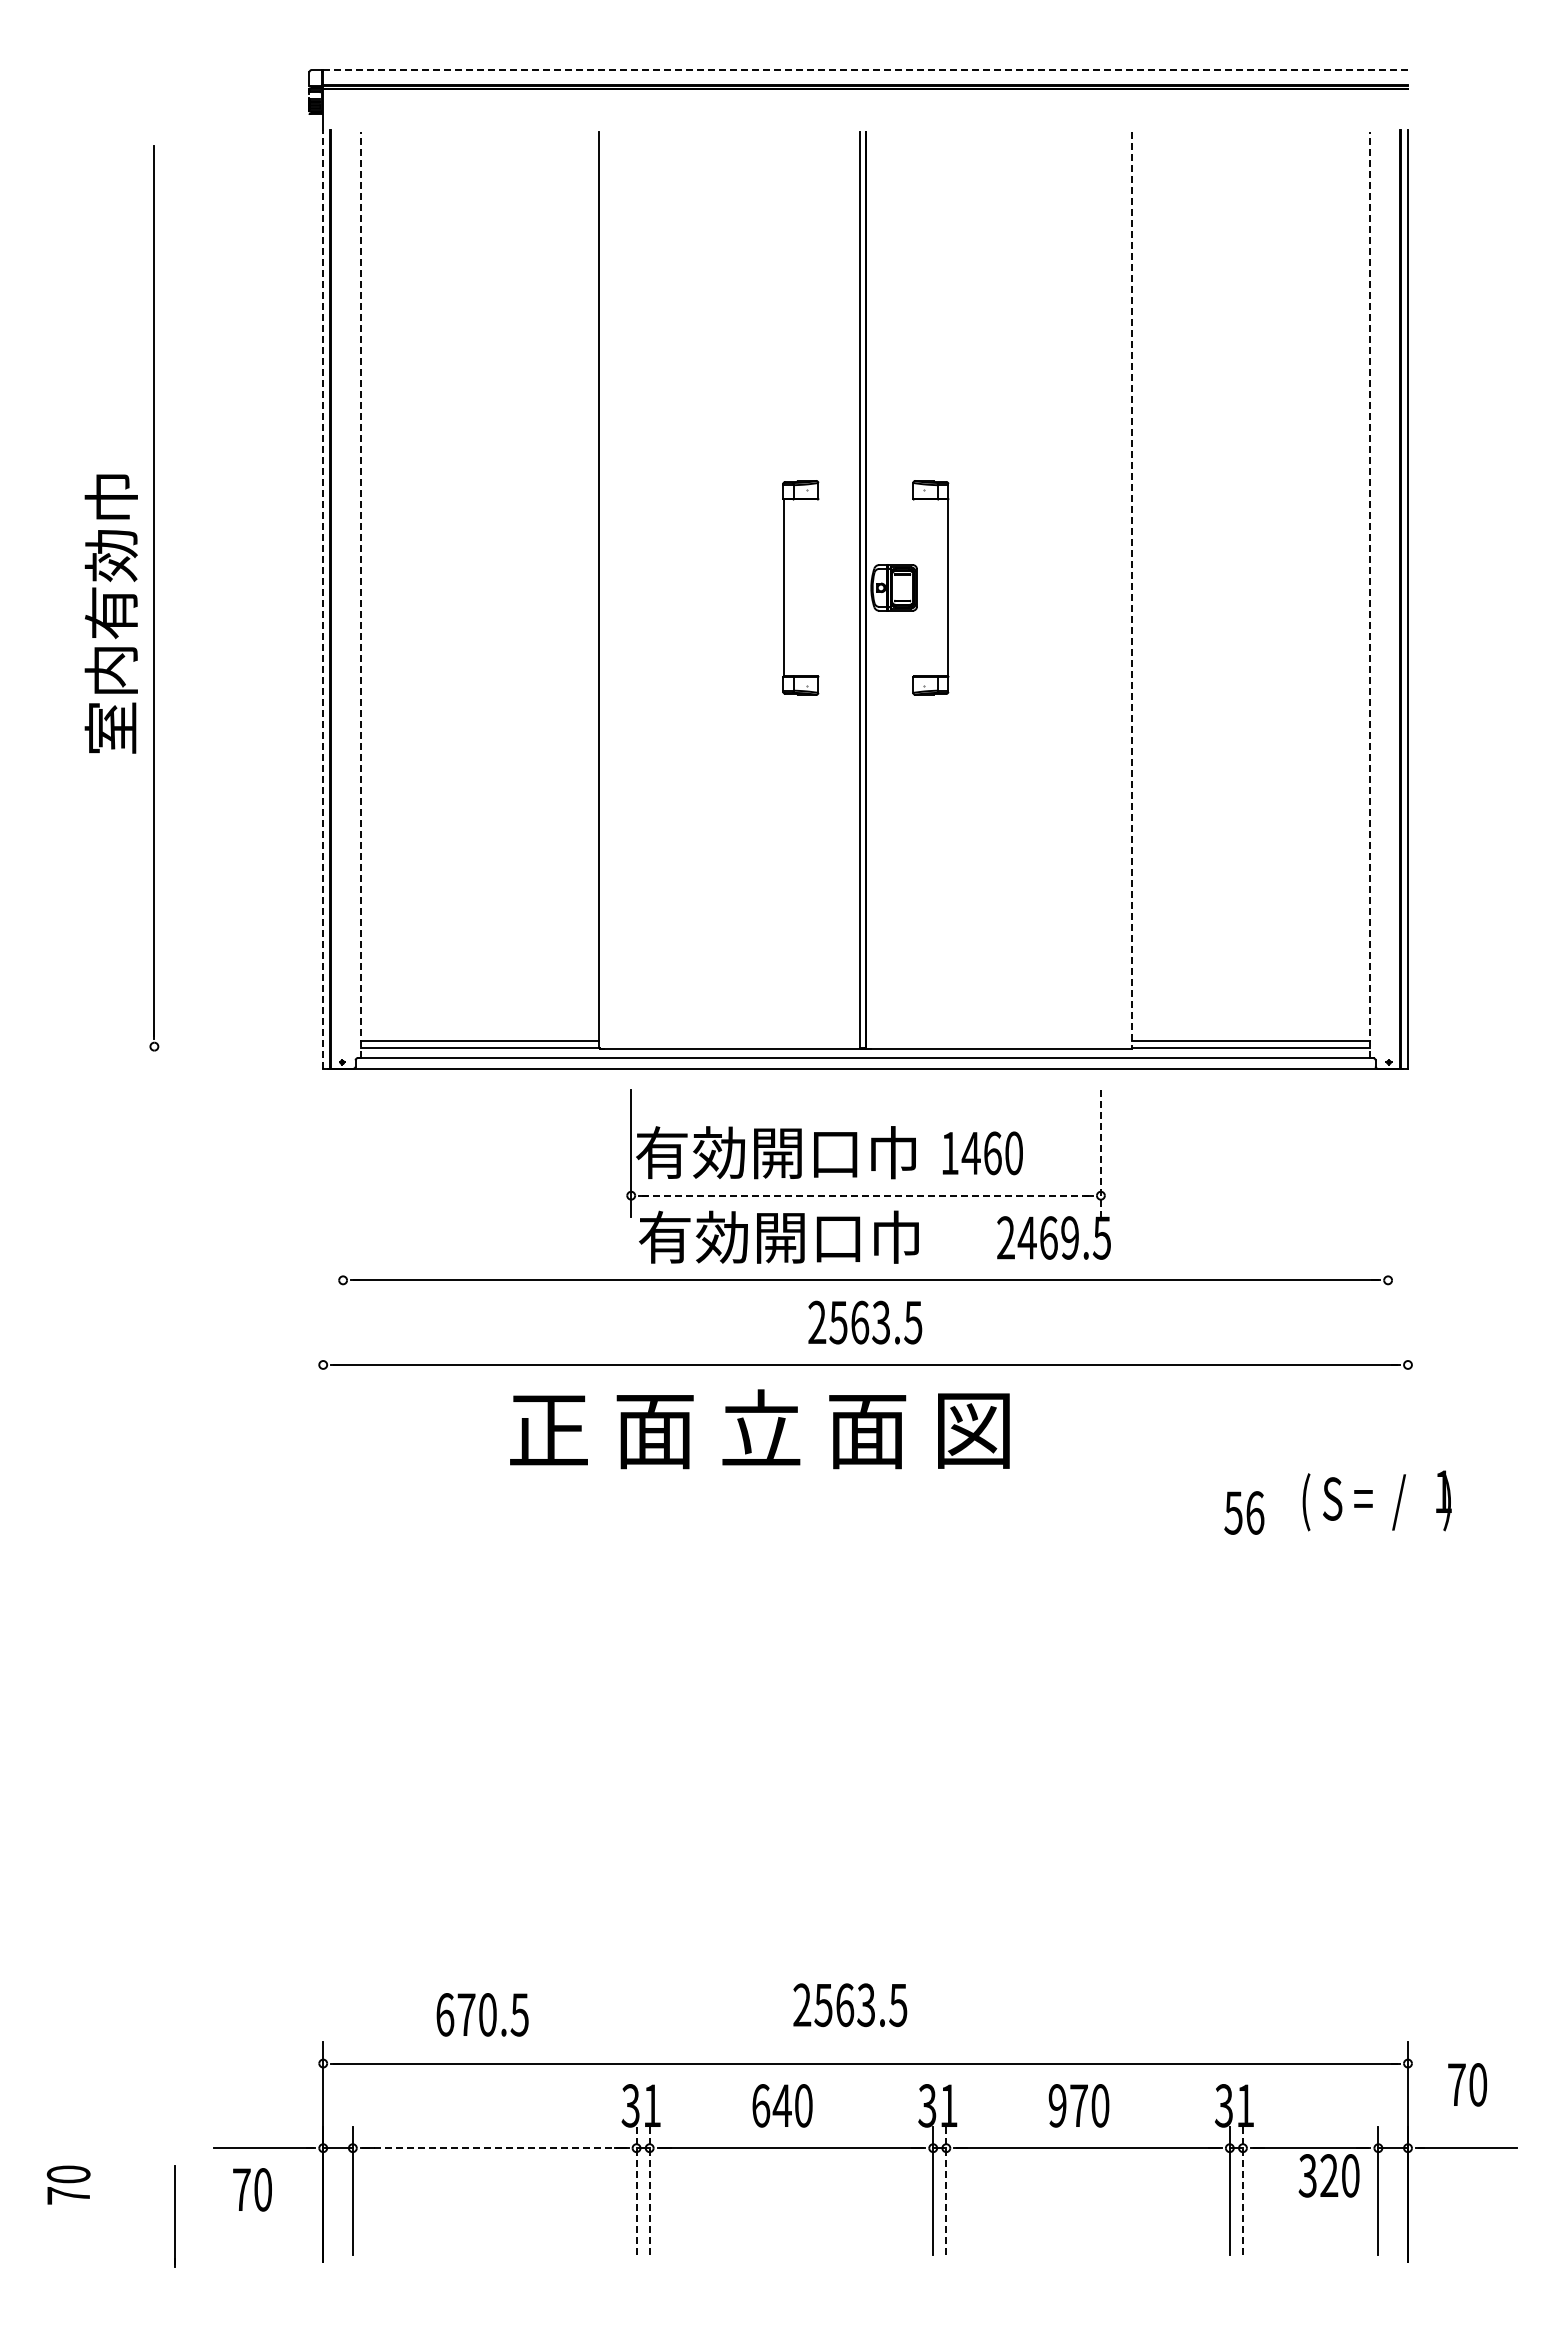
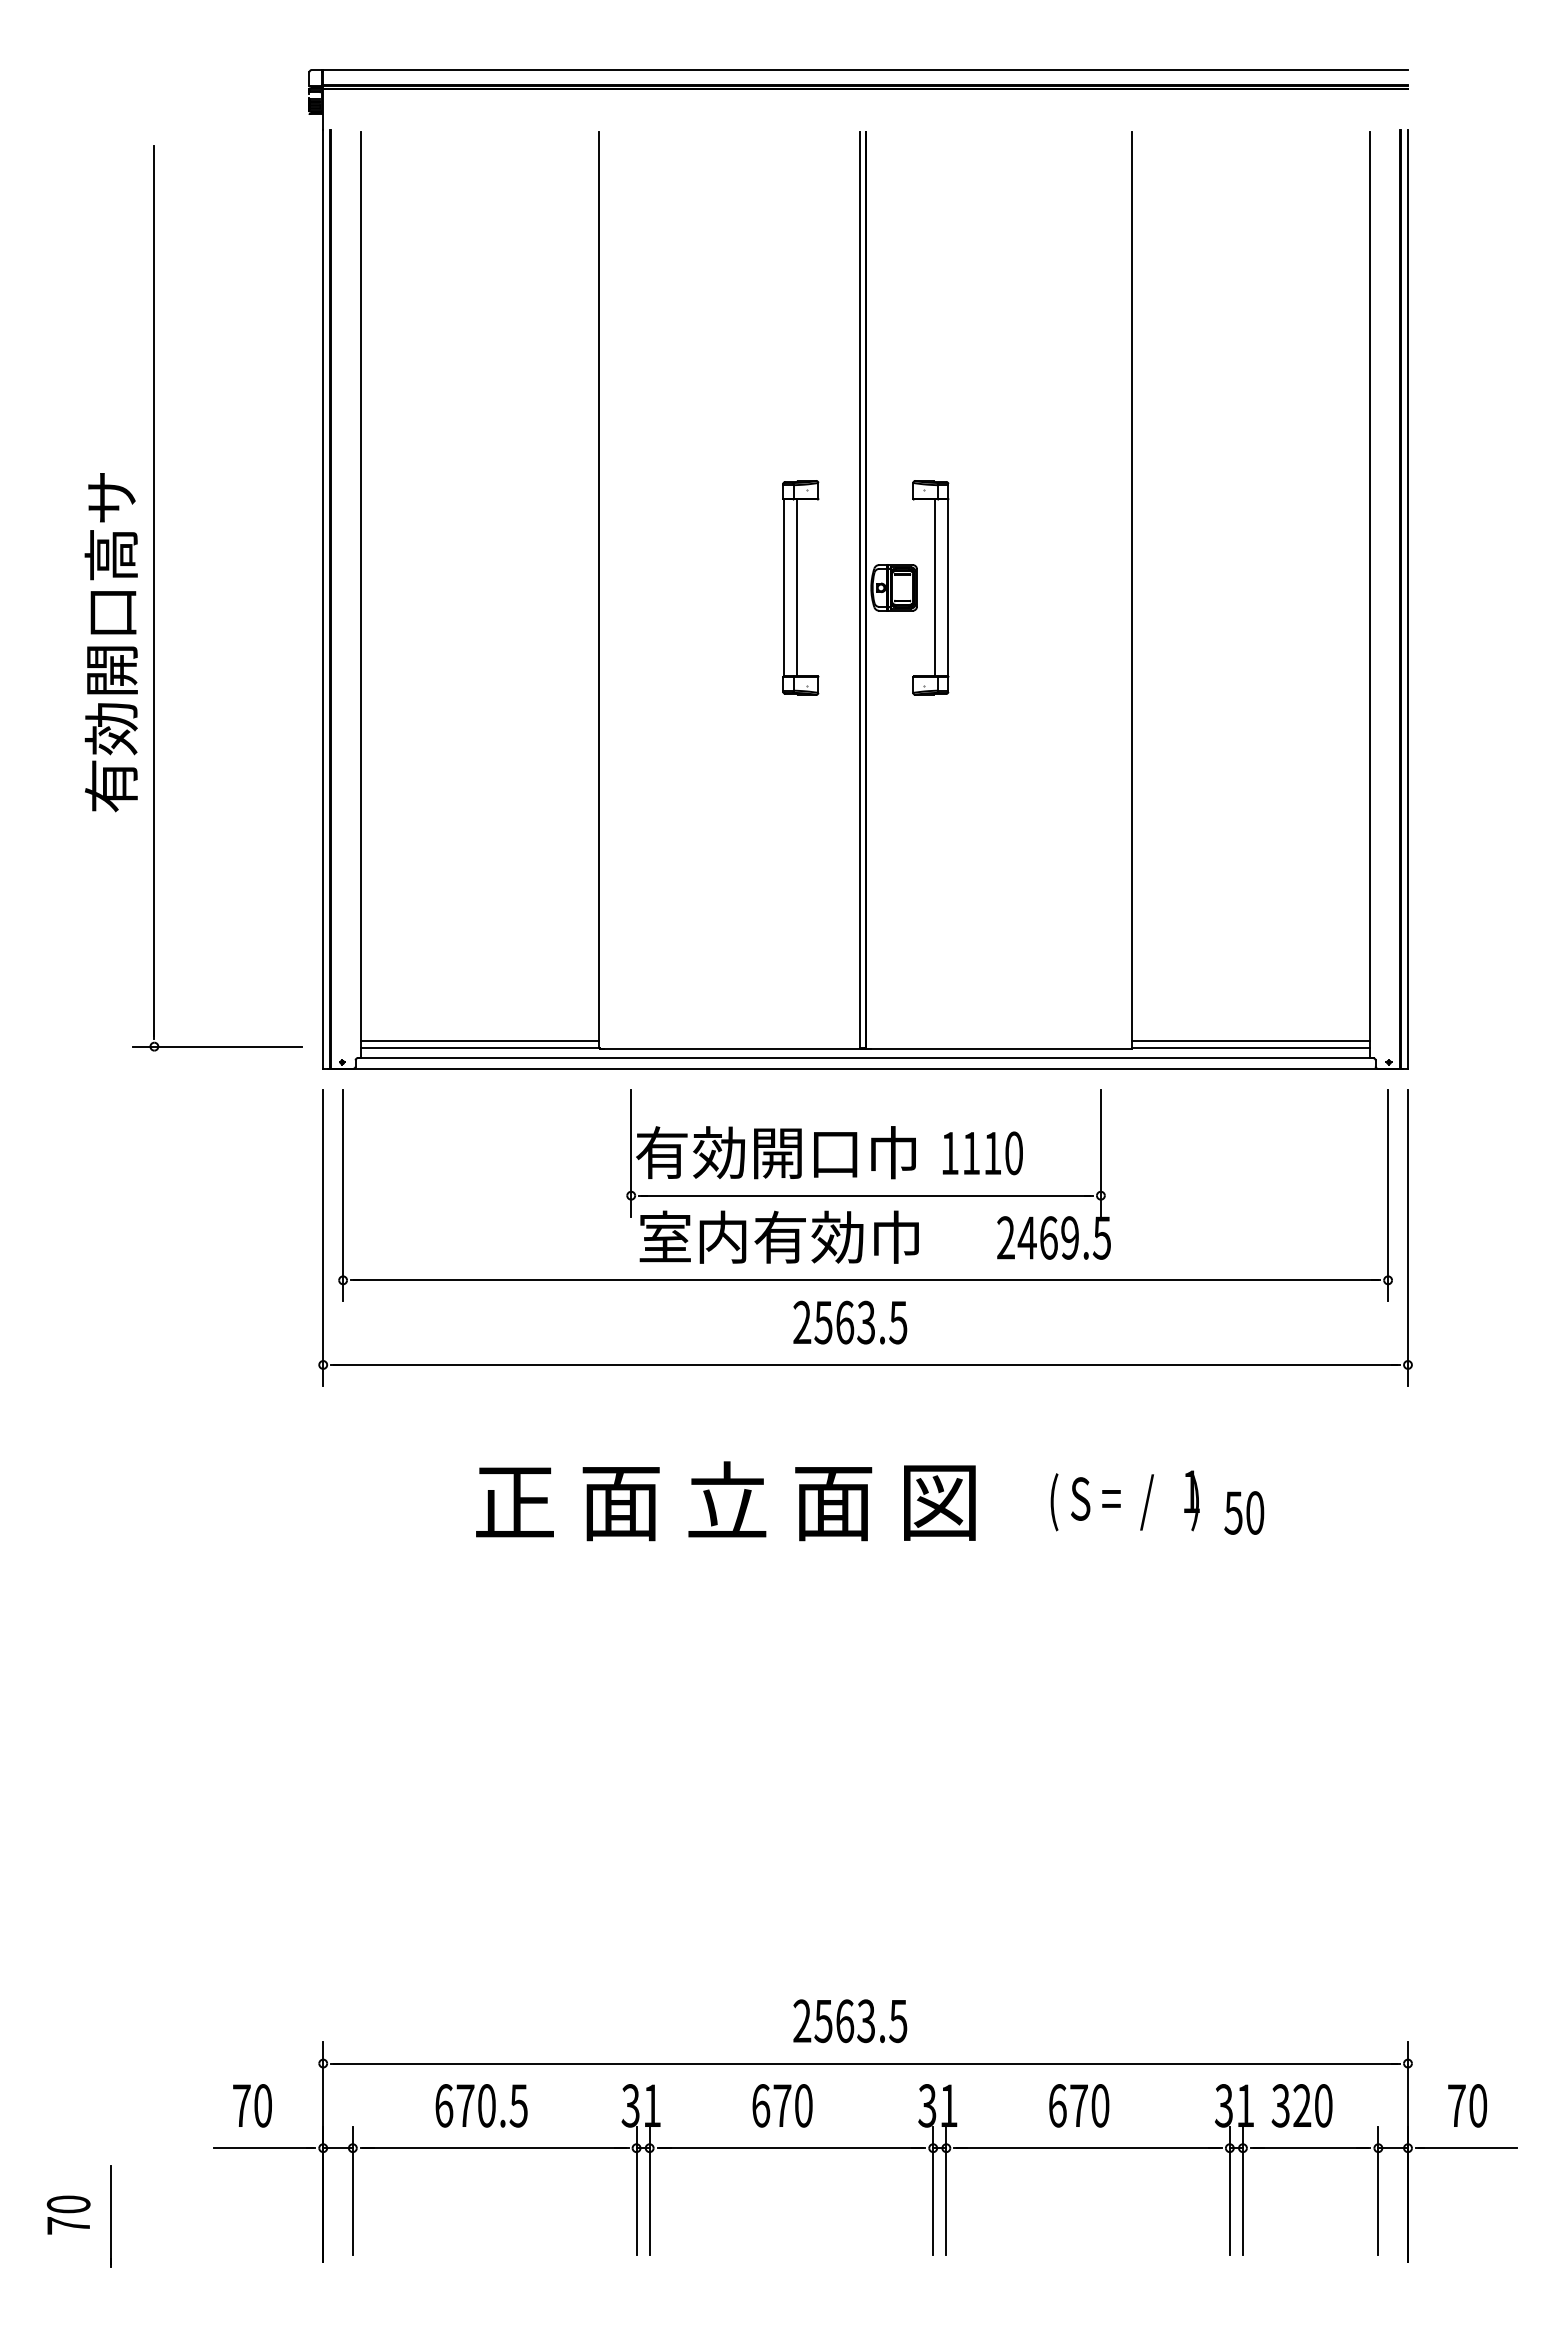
line: dashed -> solid (865, 70)
line: none -> present (796, 587)
line: none -> present (935, 587)
line: dashed -> solid (1132, 590)
line: dashed -> solid (361, 595)
line: dashed -> solid (1369, 595)
line: dashed -> solid (322, 598)
text: 室内有効巾 -> 有効開口高サ (110, 642)
line: none -> present (217, 1046)
text: 1460 -> 1110 (981, 1153)
line: dashed -> solid (1100, 1153)
line: none -> present (343, 1195)
line: dashed -> solid (866, 1195)
line: none -> present (1388, 1195)
text: 有効開口巾 -> 室内有効巾 (751, 1236)
line: none -> present (323, 1237)
line: none -> present (1407, 1237)
text position: (865, 1322) -> (850, 1322) (850, 1322)
text position: (759, 1429) -> (725, 1501) (725, 1501)
text position: (1376, 1500) -> (1124, 1500) (1124, 1500)
text: 56 -> 50 (1255, 1512)
text position: (850, 2005) -> (850, 2021) (850, 2021)
text position: (482, 2014) -> (481, 2105) (481, 2105)
text position: (1467, 2084) -> (1467, 2105) (1467, 2105)
text: 640 -> 670 (781, 2105)
text: 970 -> 670 (1057, 2105)
line: dashed -> solid (495, 2148)
text position: (1328, 2175) -> (1301, 2105) (1301, 2105)
text position: (68, 2184) -> (68, 2214) (68, 2214)
text position: (252, 2189) -> (252, 2105) (252, 2105)
line: dashed -> solid (636, 2190)
line: dashed -> solid (649, 2190)
line: dashed -> solid (946, 2190)
line: dashed -> solid (1242, 2190)
line position: (174, 2216) -> (110, 2216) (110, 2216)
